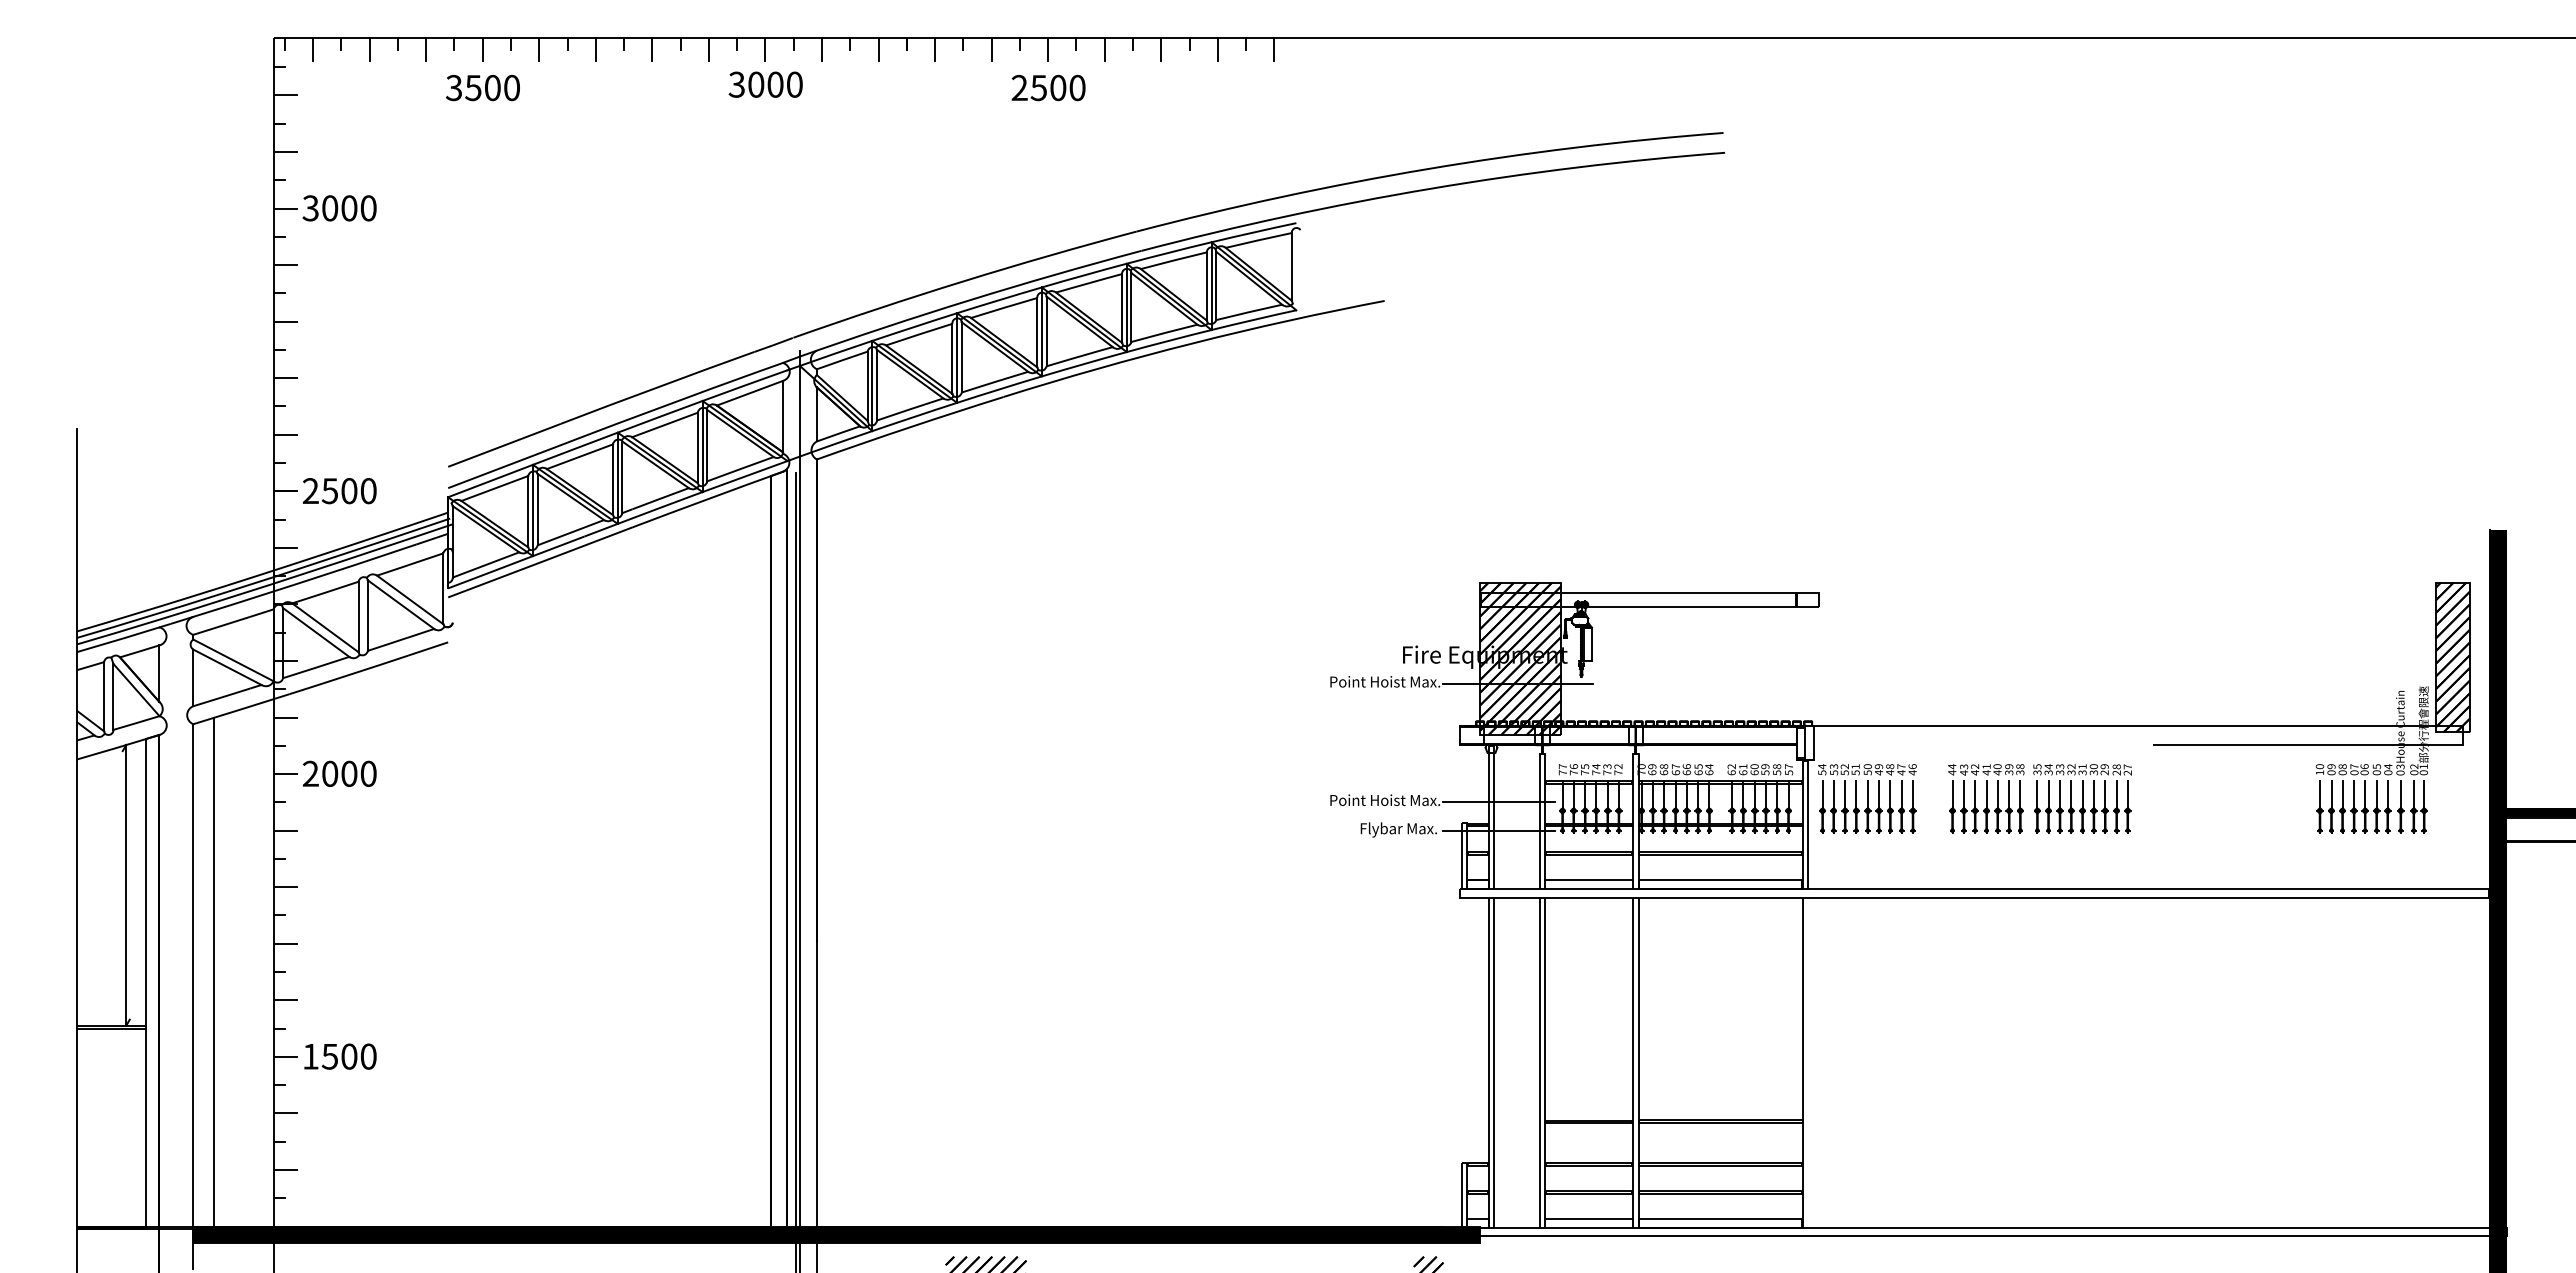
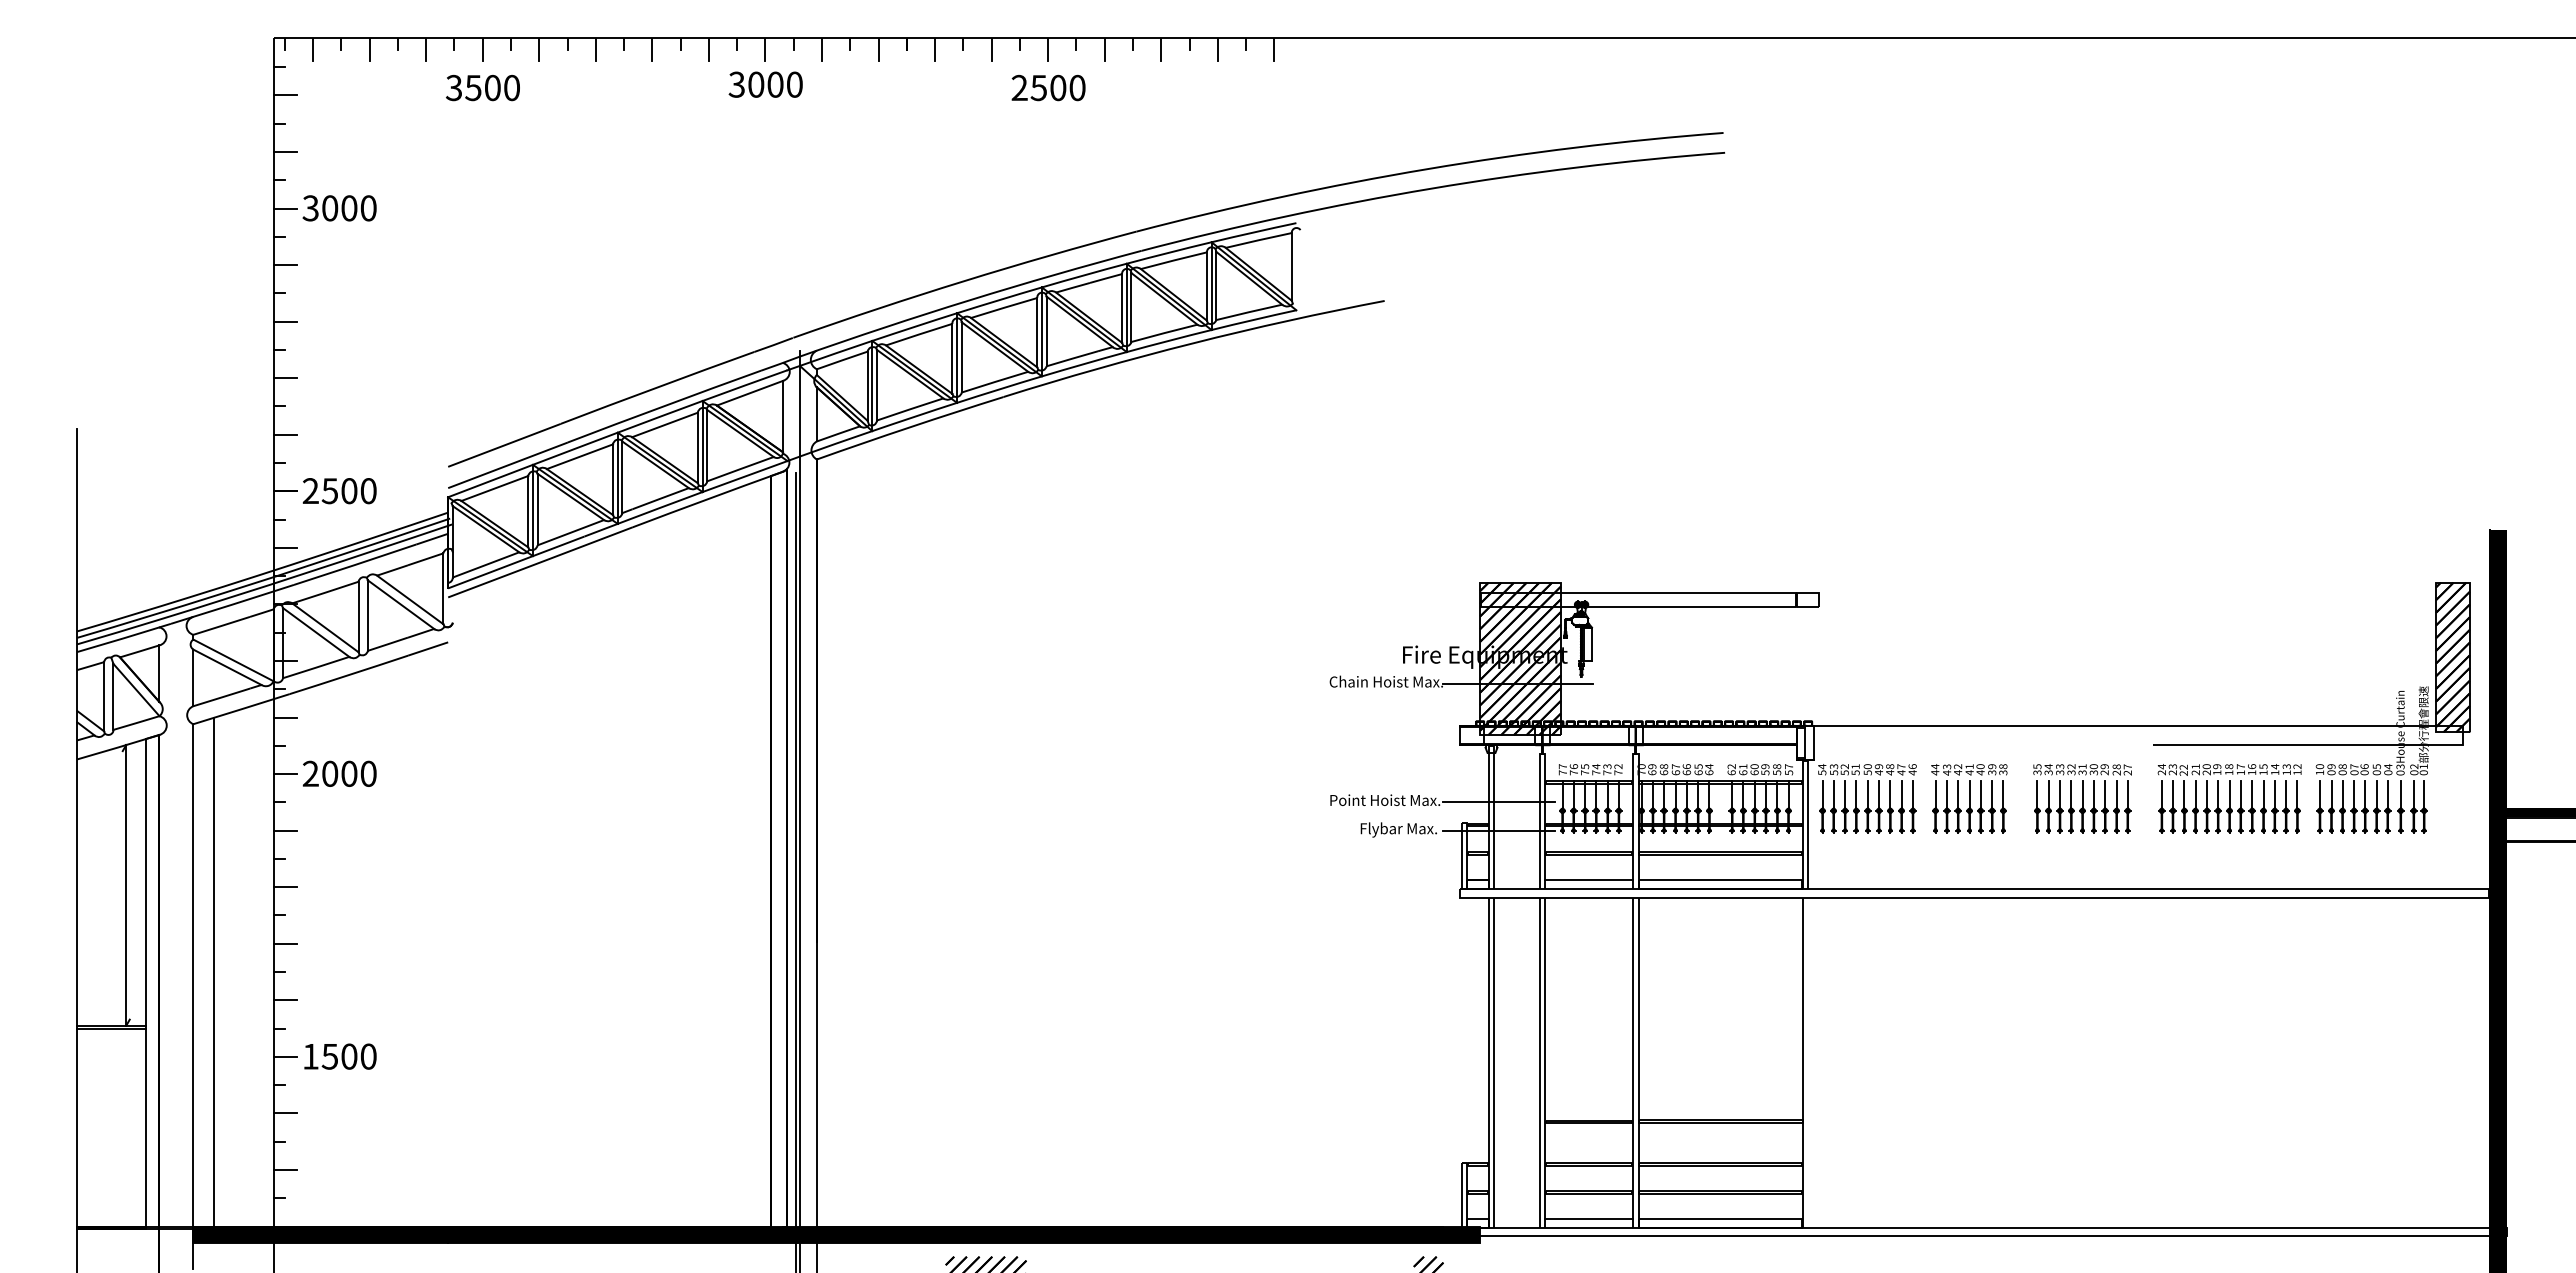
text: Point Hoist Max. -> Chain Hoist Max. (1385, 681)
part position: (1986, 798) -> (1969, 798) (1969, 798)
part: none -> present (2229, 798)
